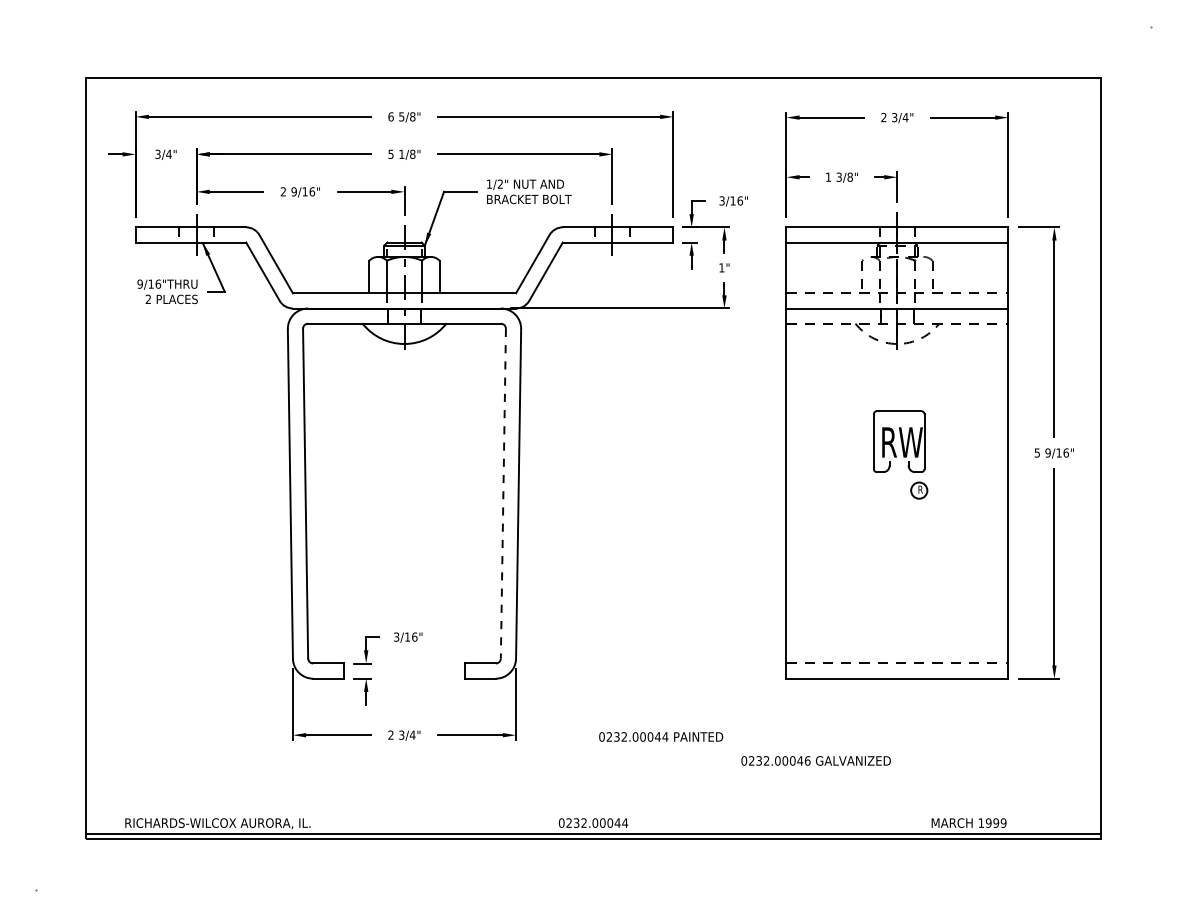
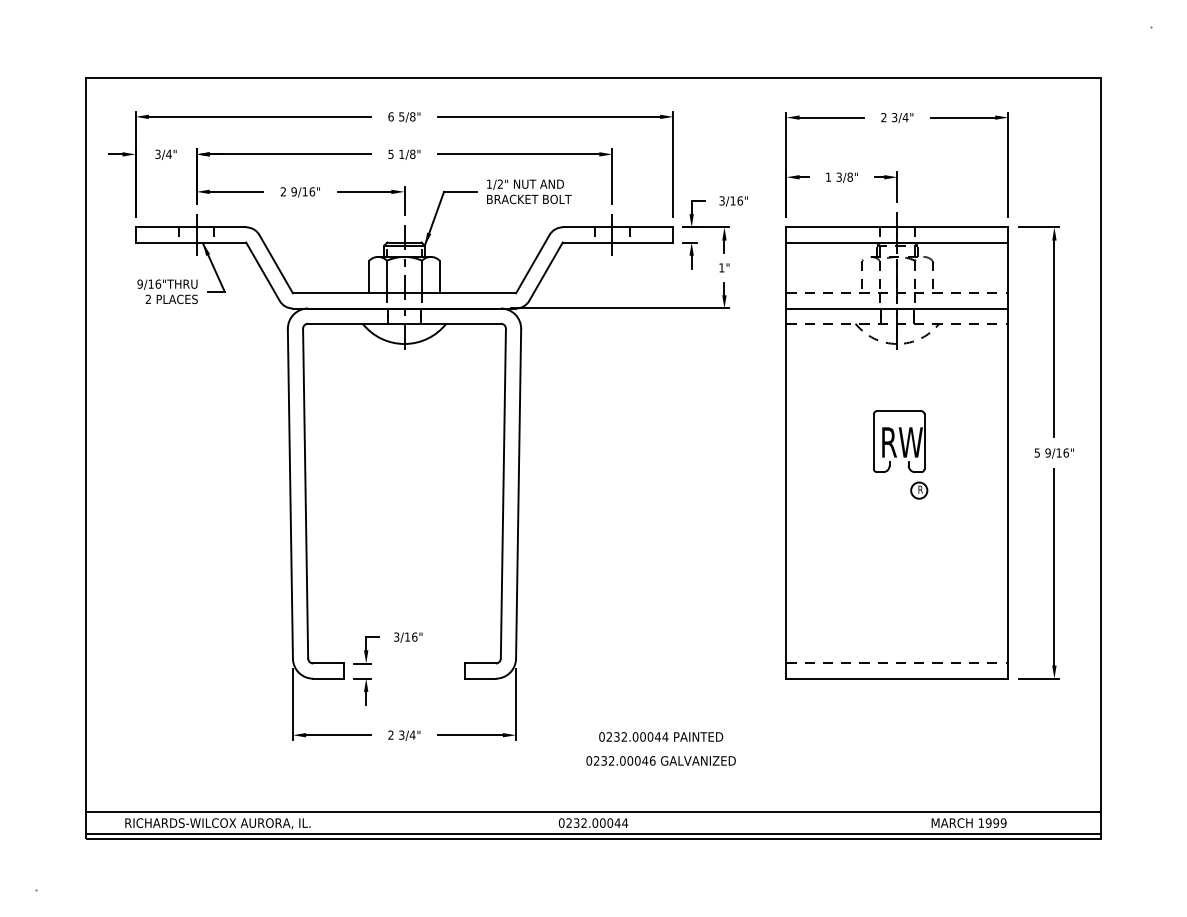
line: dashed -> solid (503, 493)
text position: (815, 760) -> (660, 760) (660, 760)
line: none -> present (593, 811)
